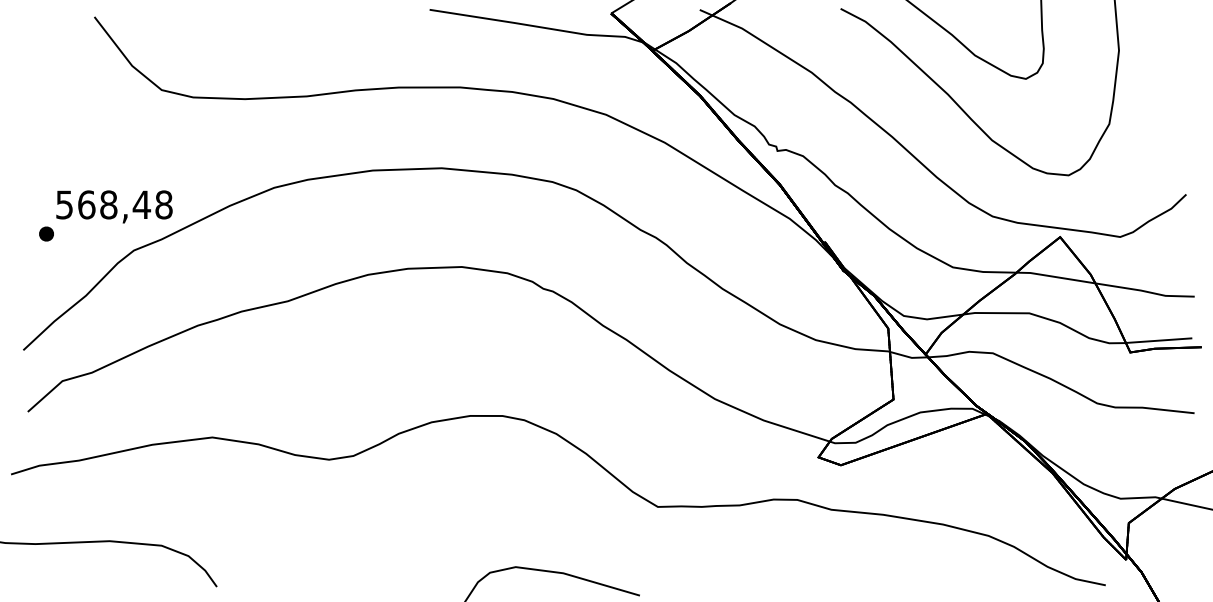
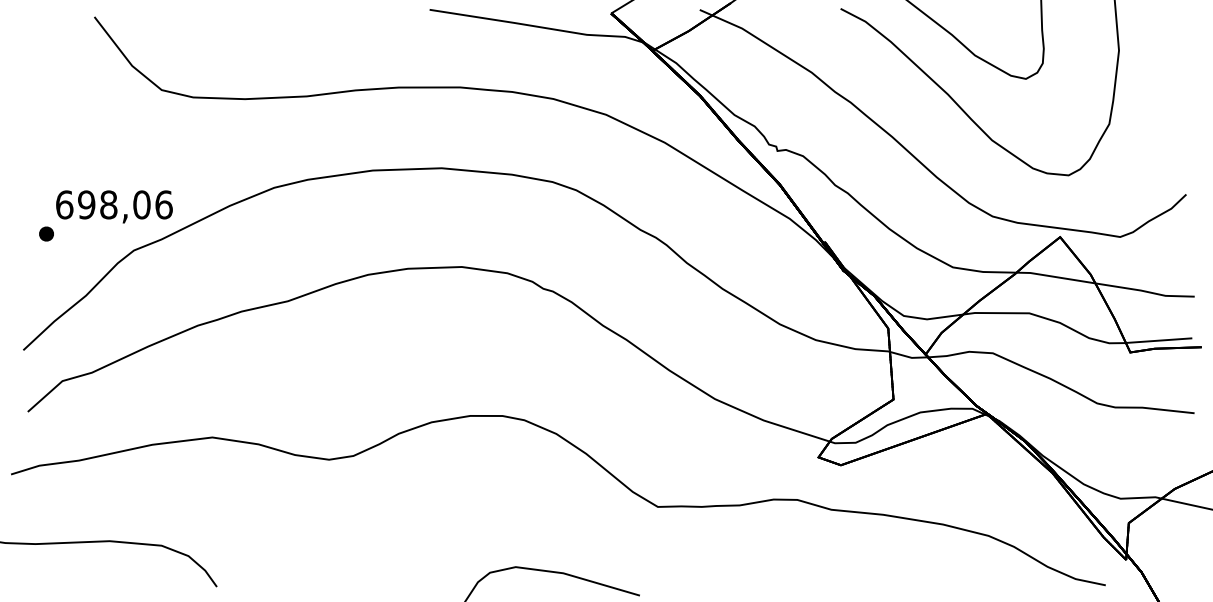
text: 568,48 -> 698,06 (114, 204)
